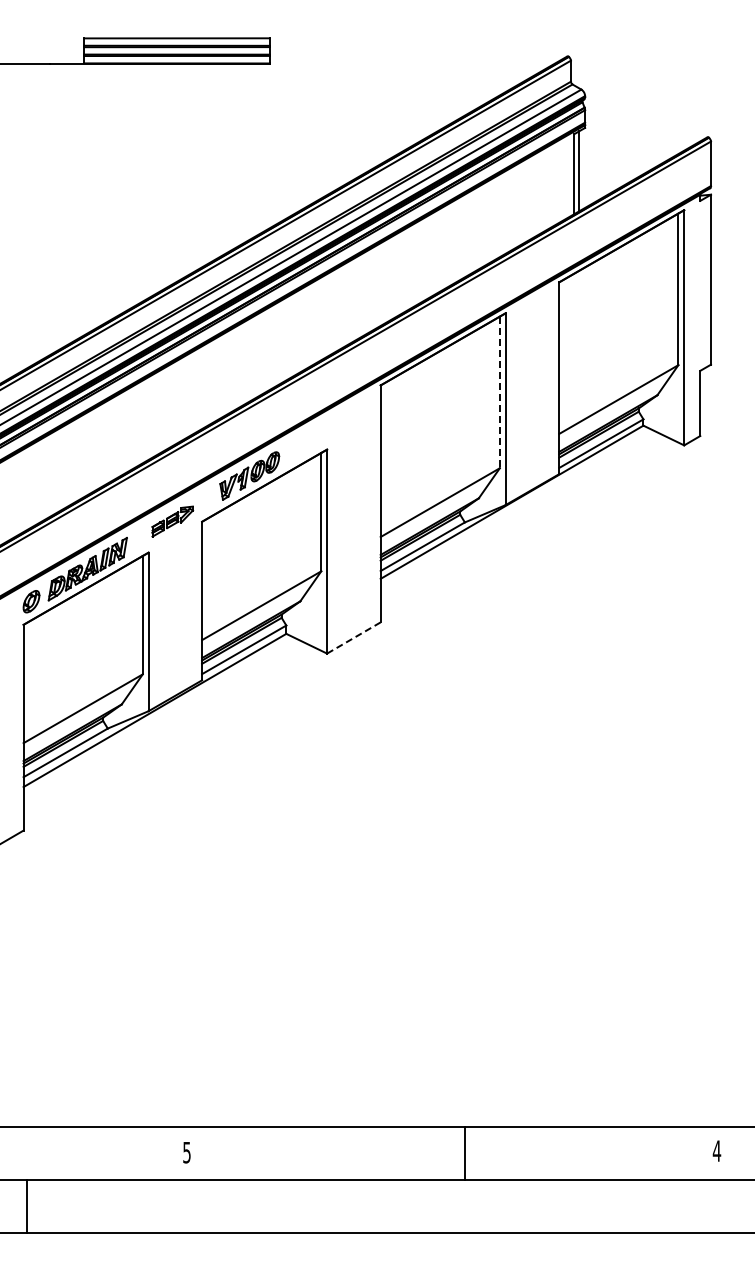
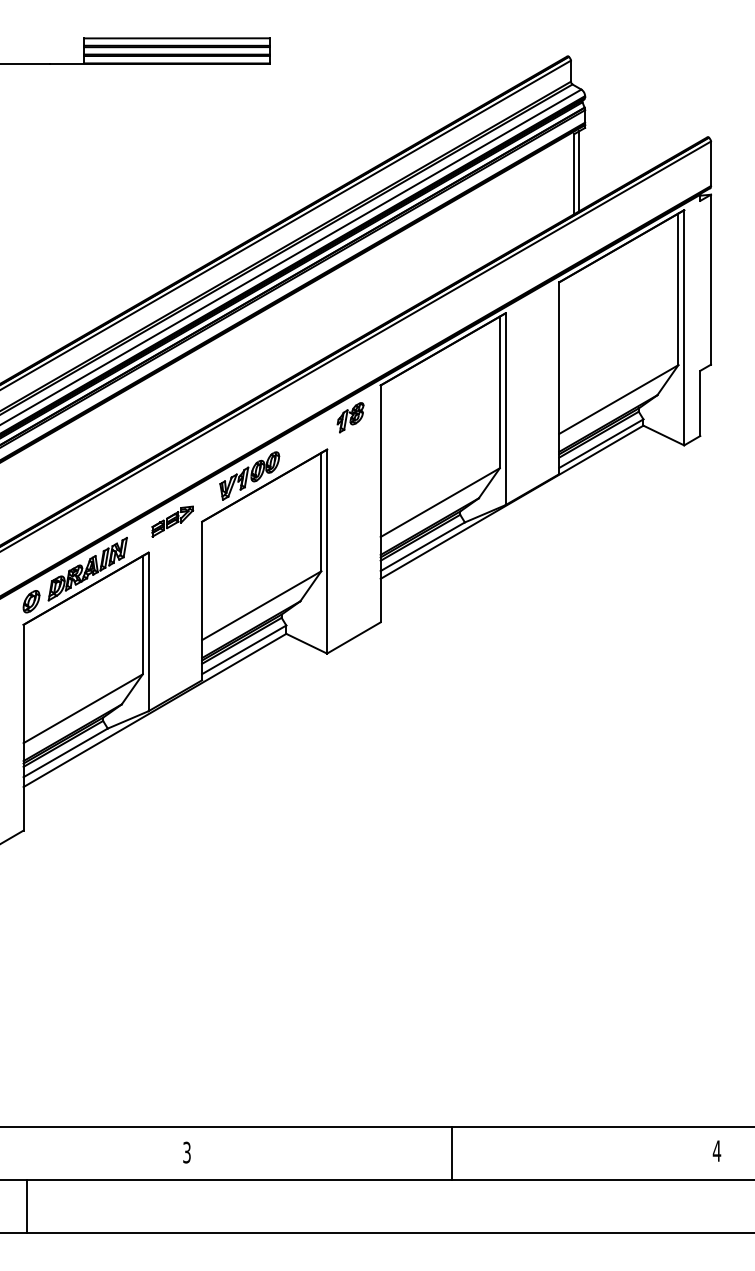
line: dashed -> solid (499, 392)
part: none -> present (350, 417)
line: dashed -> solid (354, 637)
text: 5 -> 3 (186, 1151)
line position: (464, 1152) -> (451, 1152) (451, 1152)
